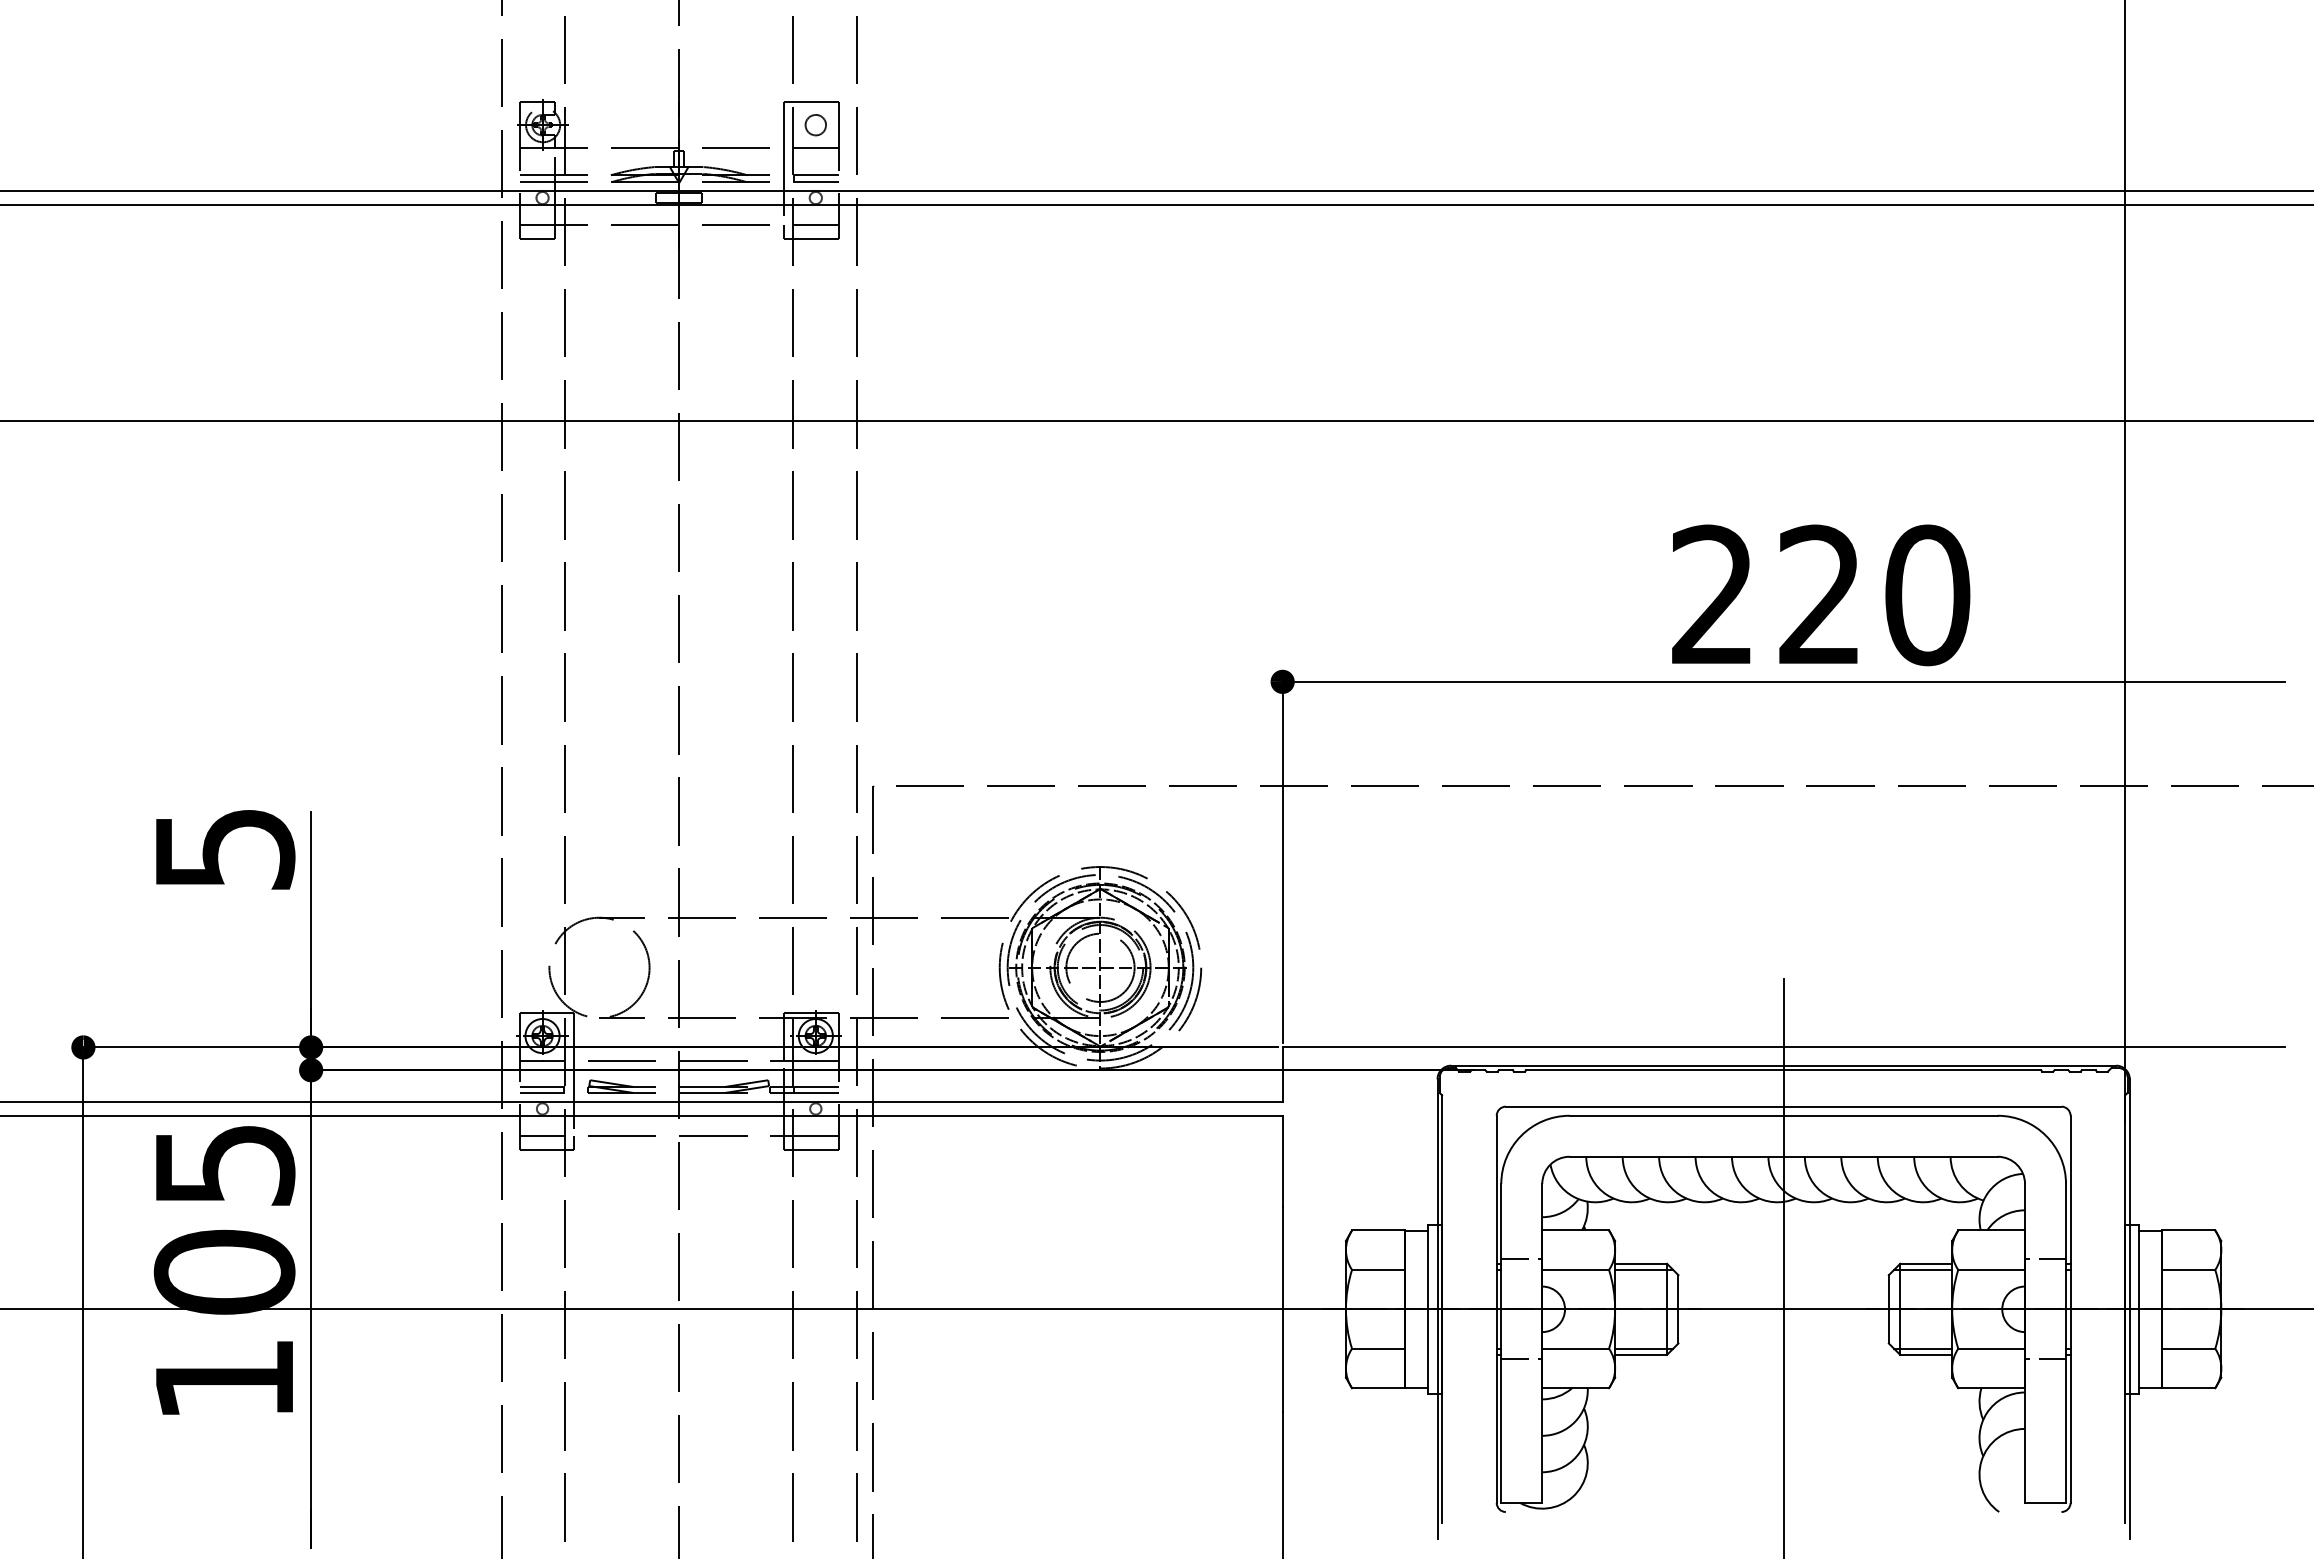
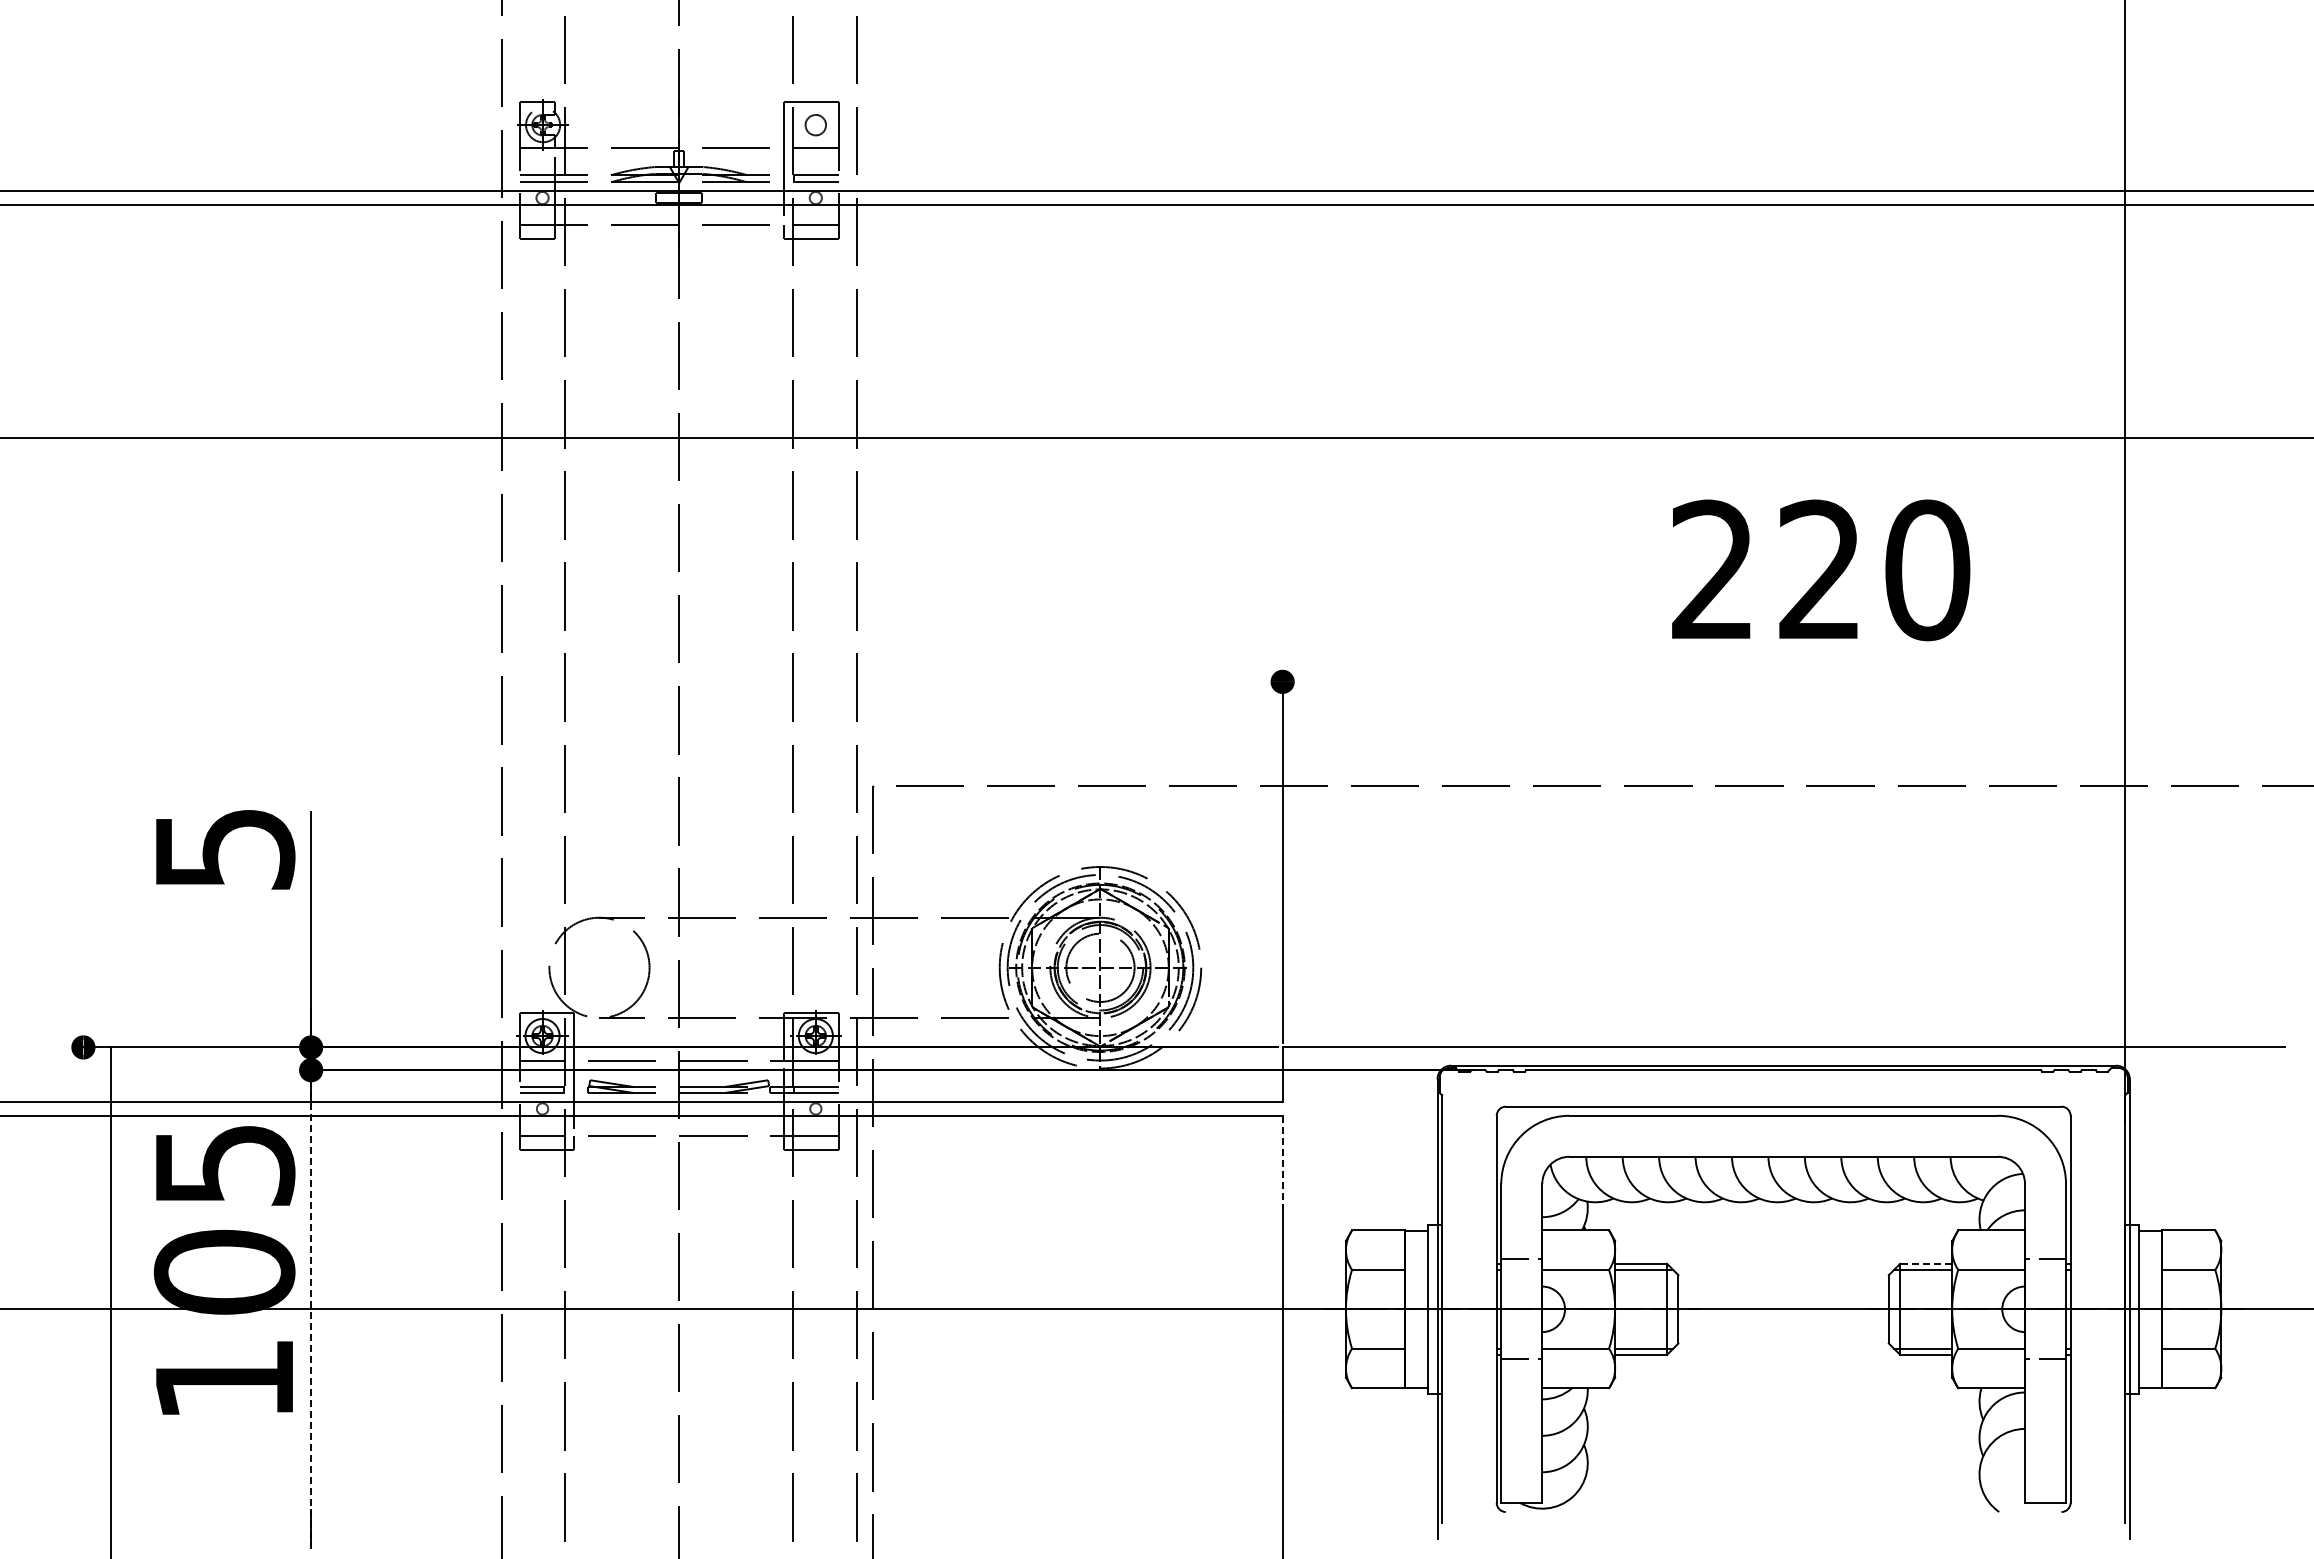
line position: (1156, 421) -> (1156, 438) (1156, 438)
text position: (1821, 595) -> (1821, 570) (1821, 570)
line: present -> none (1783, 681)
line: solid -> dashed (1282, 1161)
line: solid -> dashed (1926, 1263)
line: present -> none (1783, 1267)
line position: (83, 1301) -> (111, 1301) (111, 1301)
line: solid -> dashed (311, 1309)
